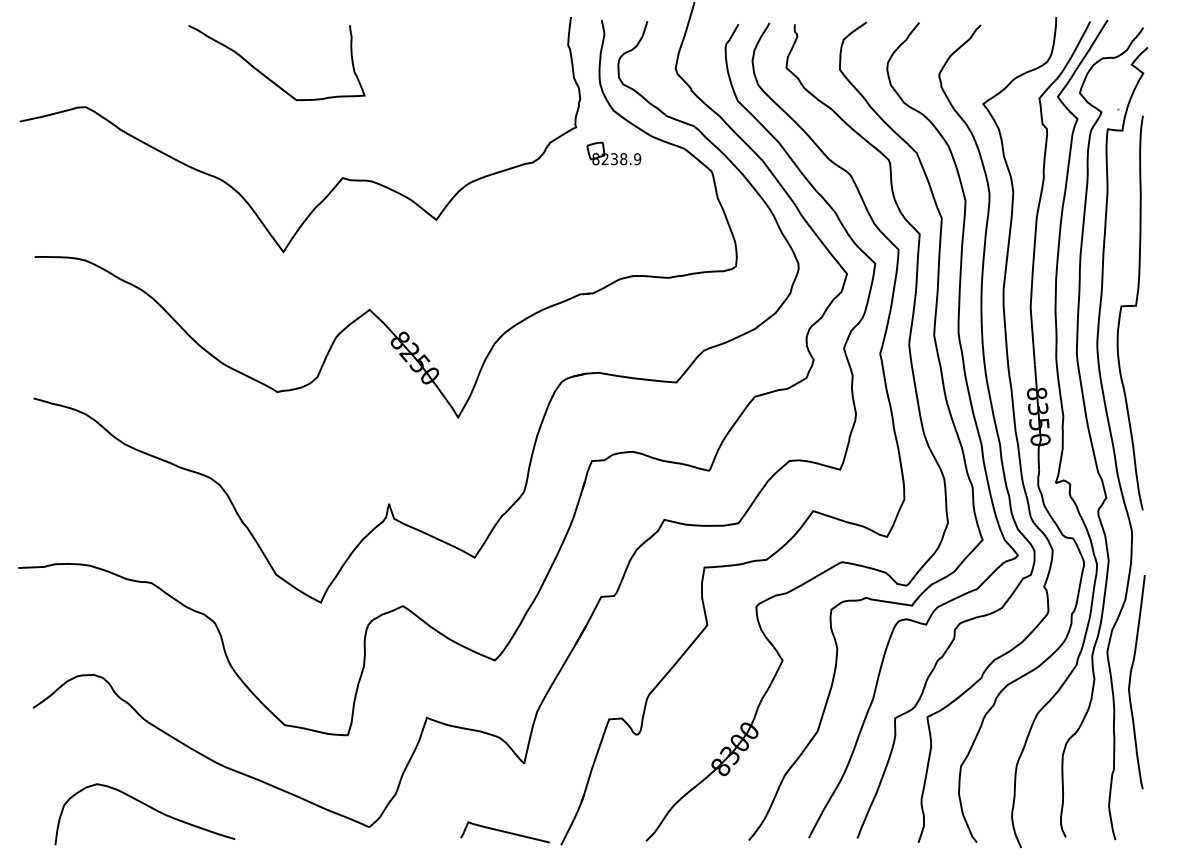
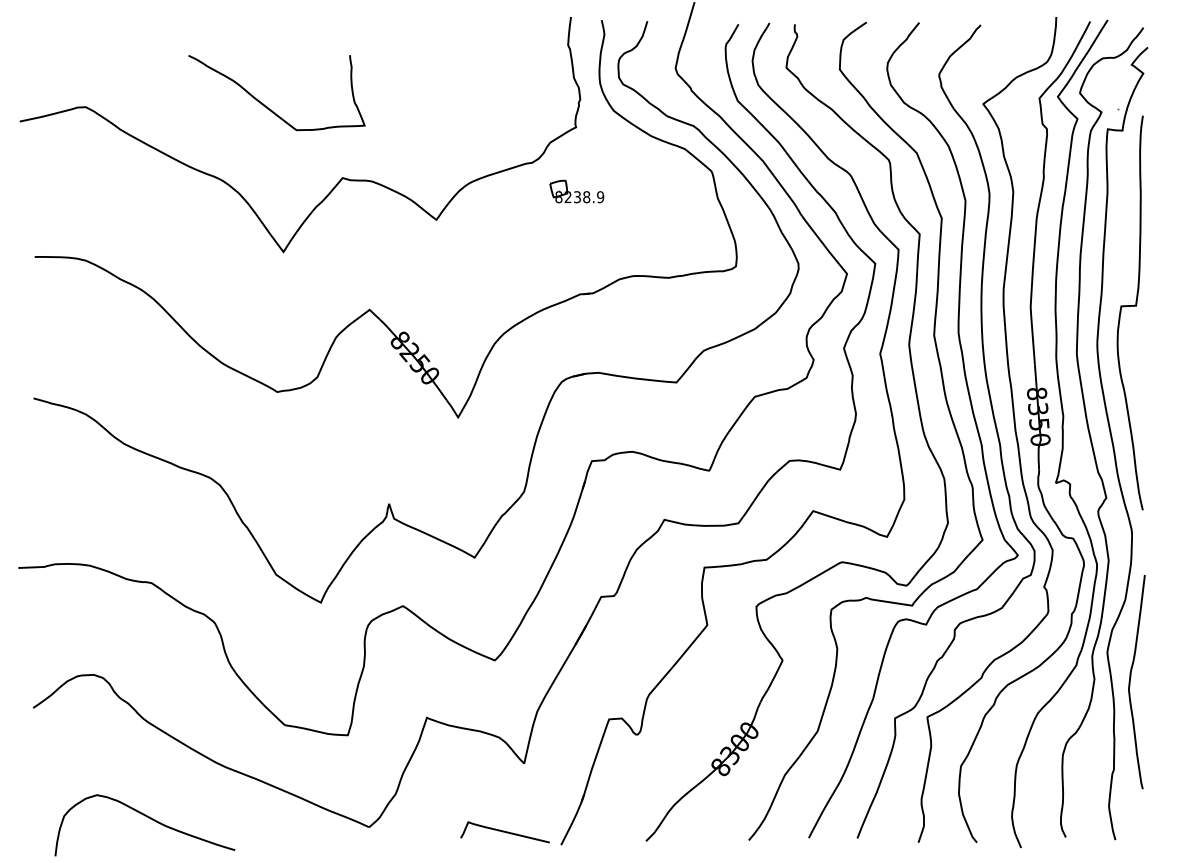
curve position: (267, 76) -> (267, 106) (267, 106)
part position: (613, 153) -> (576, 191) (576, 191)
curve position: (148, 807) -> (148, 818) (148, 818)
